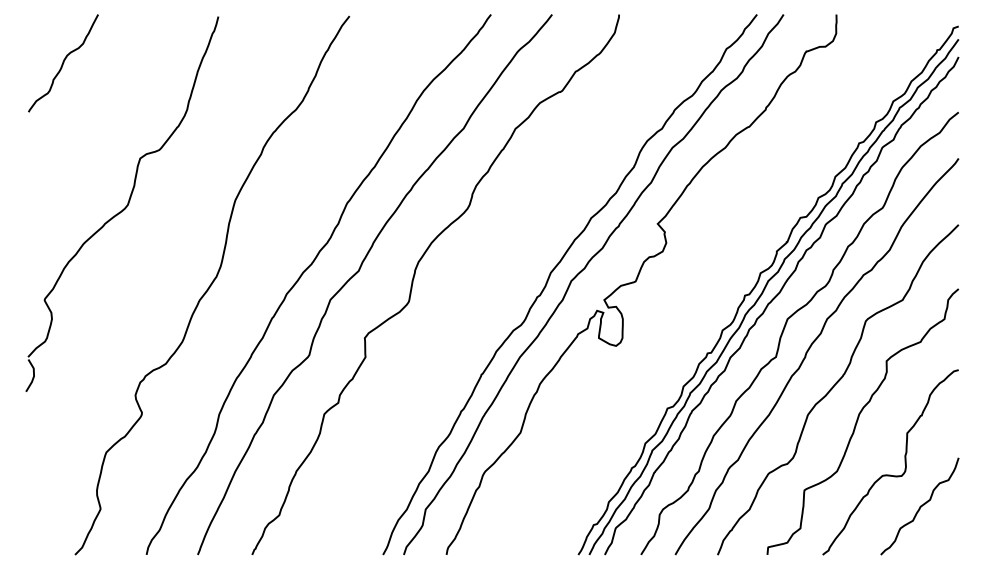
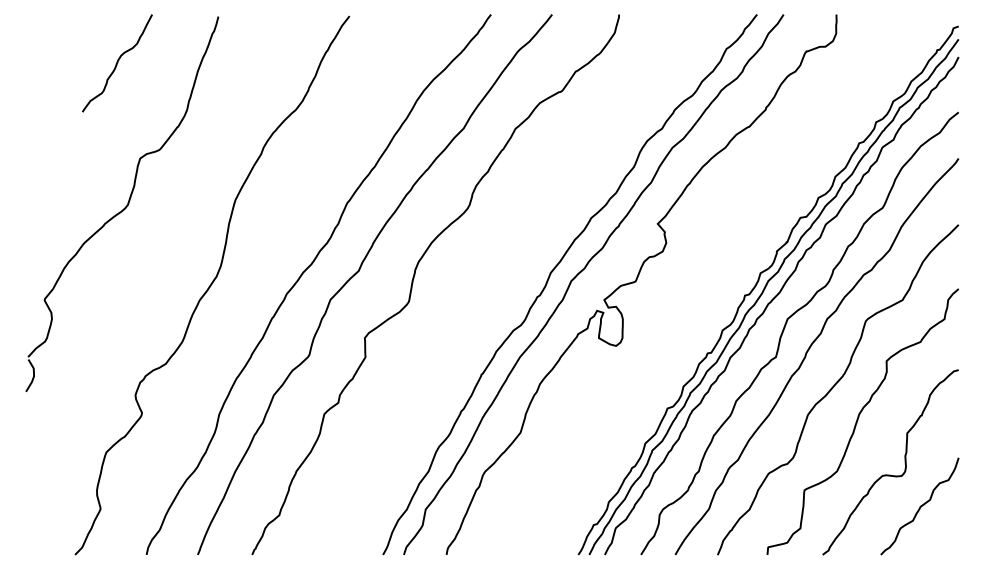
curve position: (63, 63) -> (117, 63) (117, 63)
